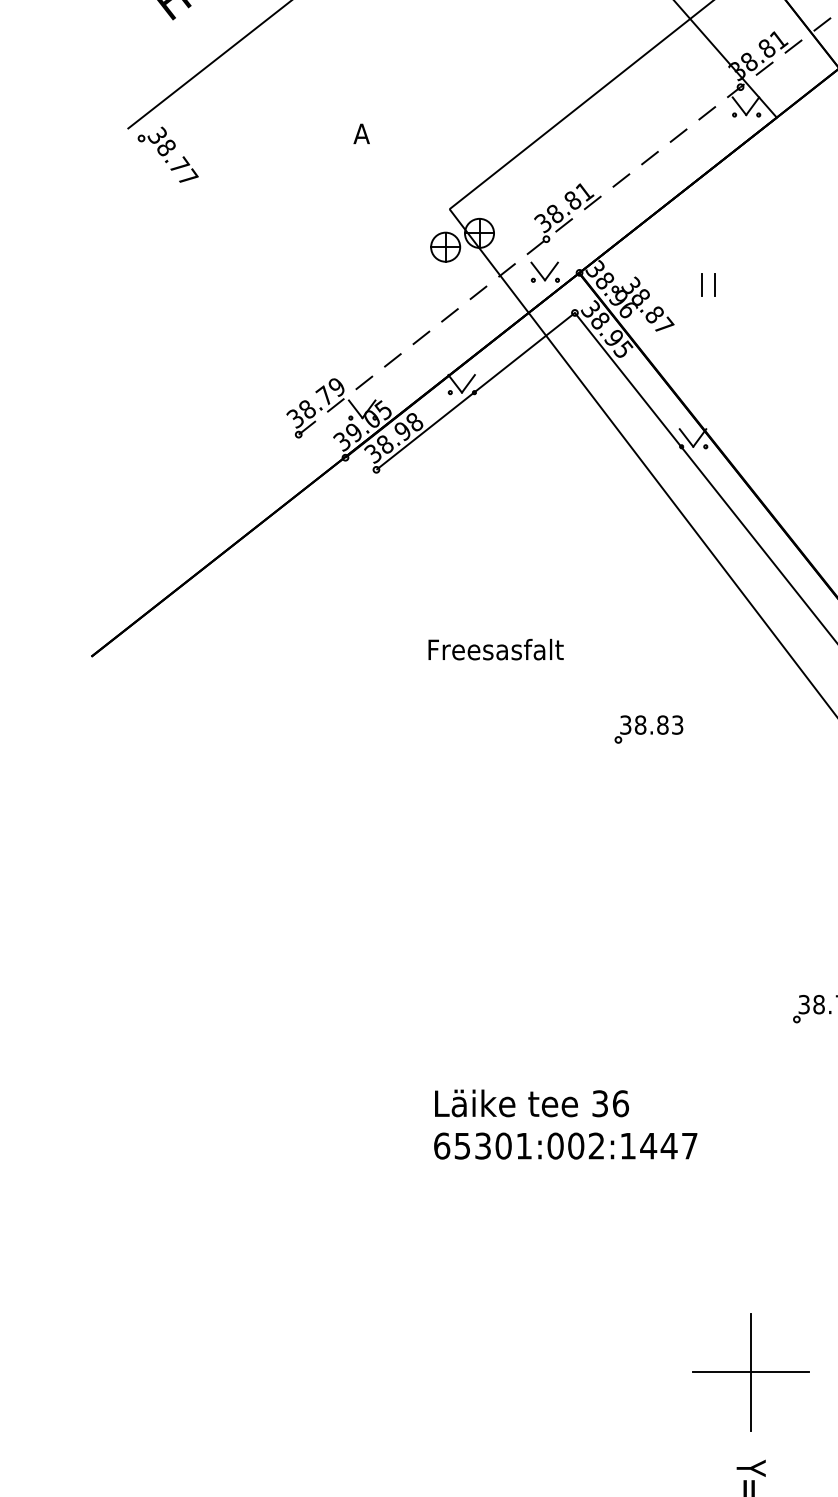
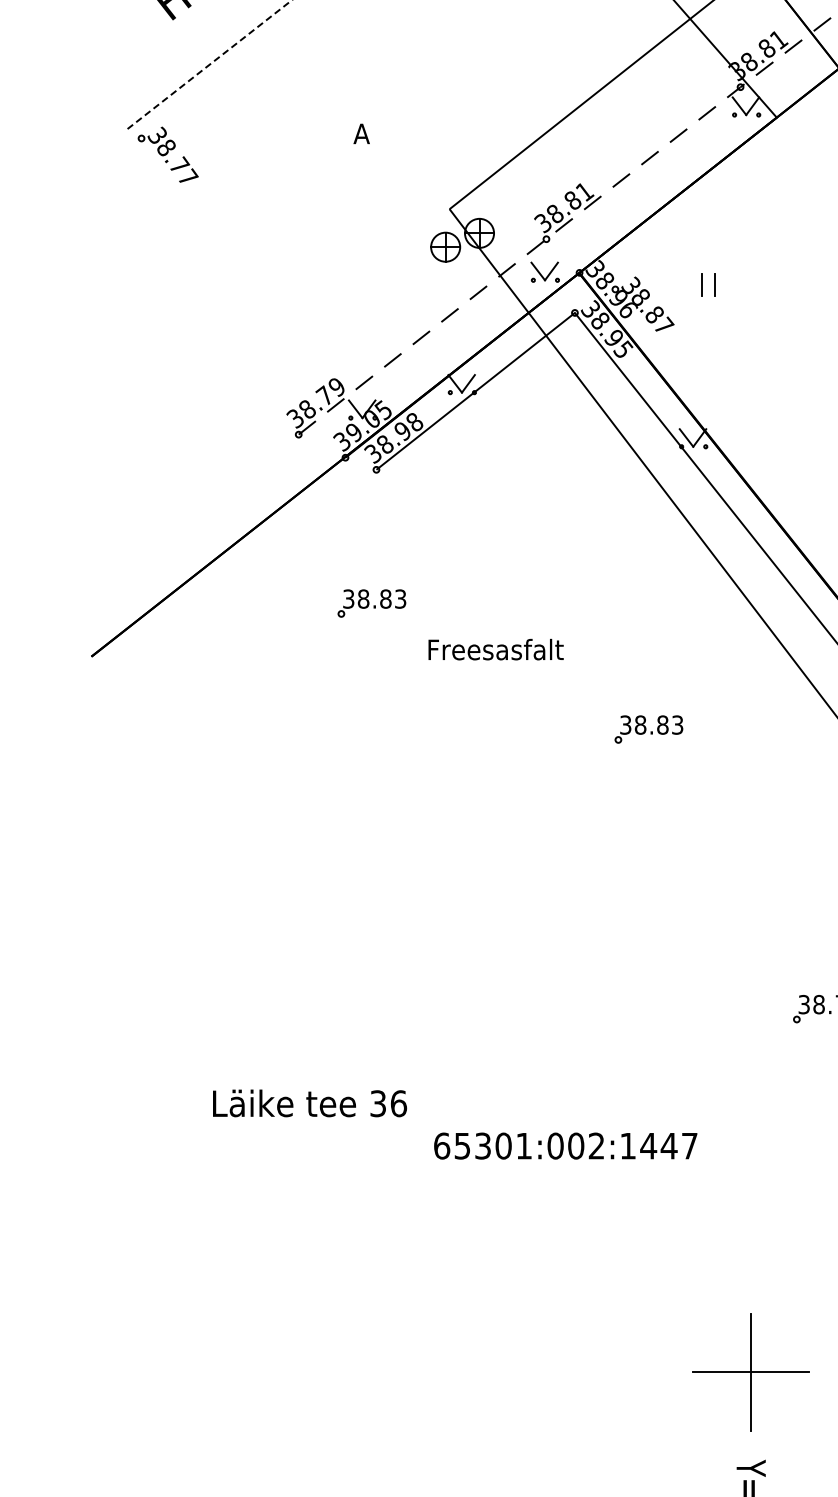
line: solid -> dashed (210, 64)
part: none -> present (371, 603)
text position: (532, 1103) -> (310, 1103) (310, 1103)
